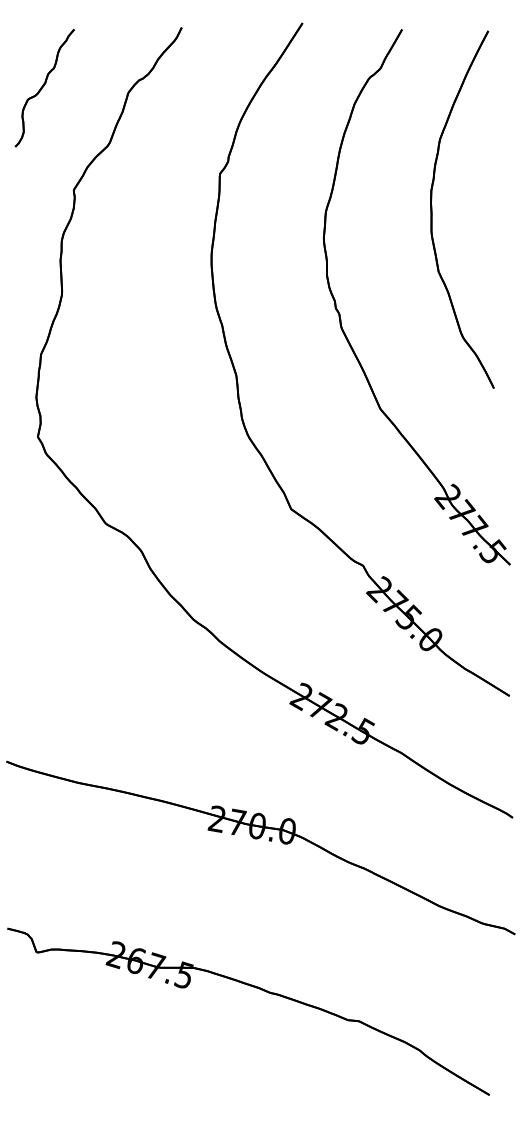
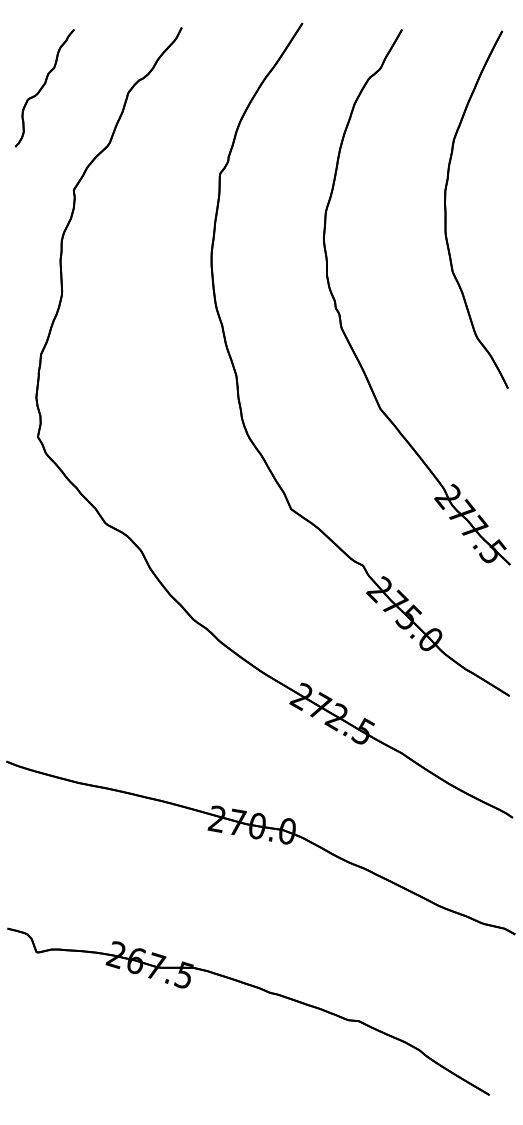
part position: (432, 209) -> (446, 209) (446, 209)
